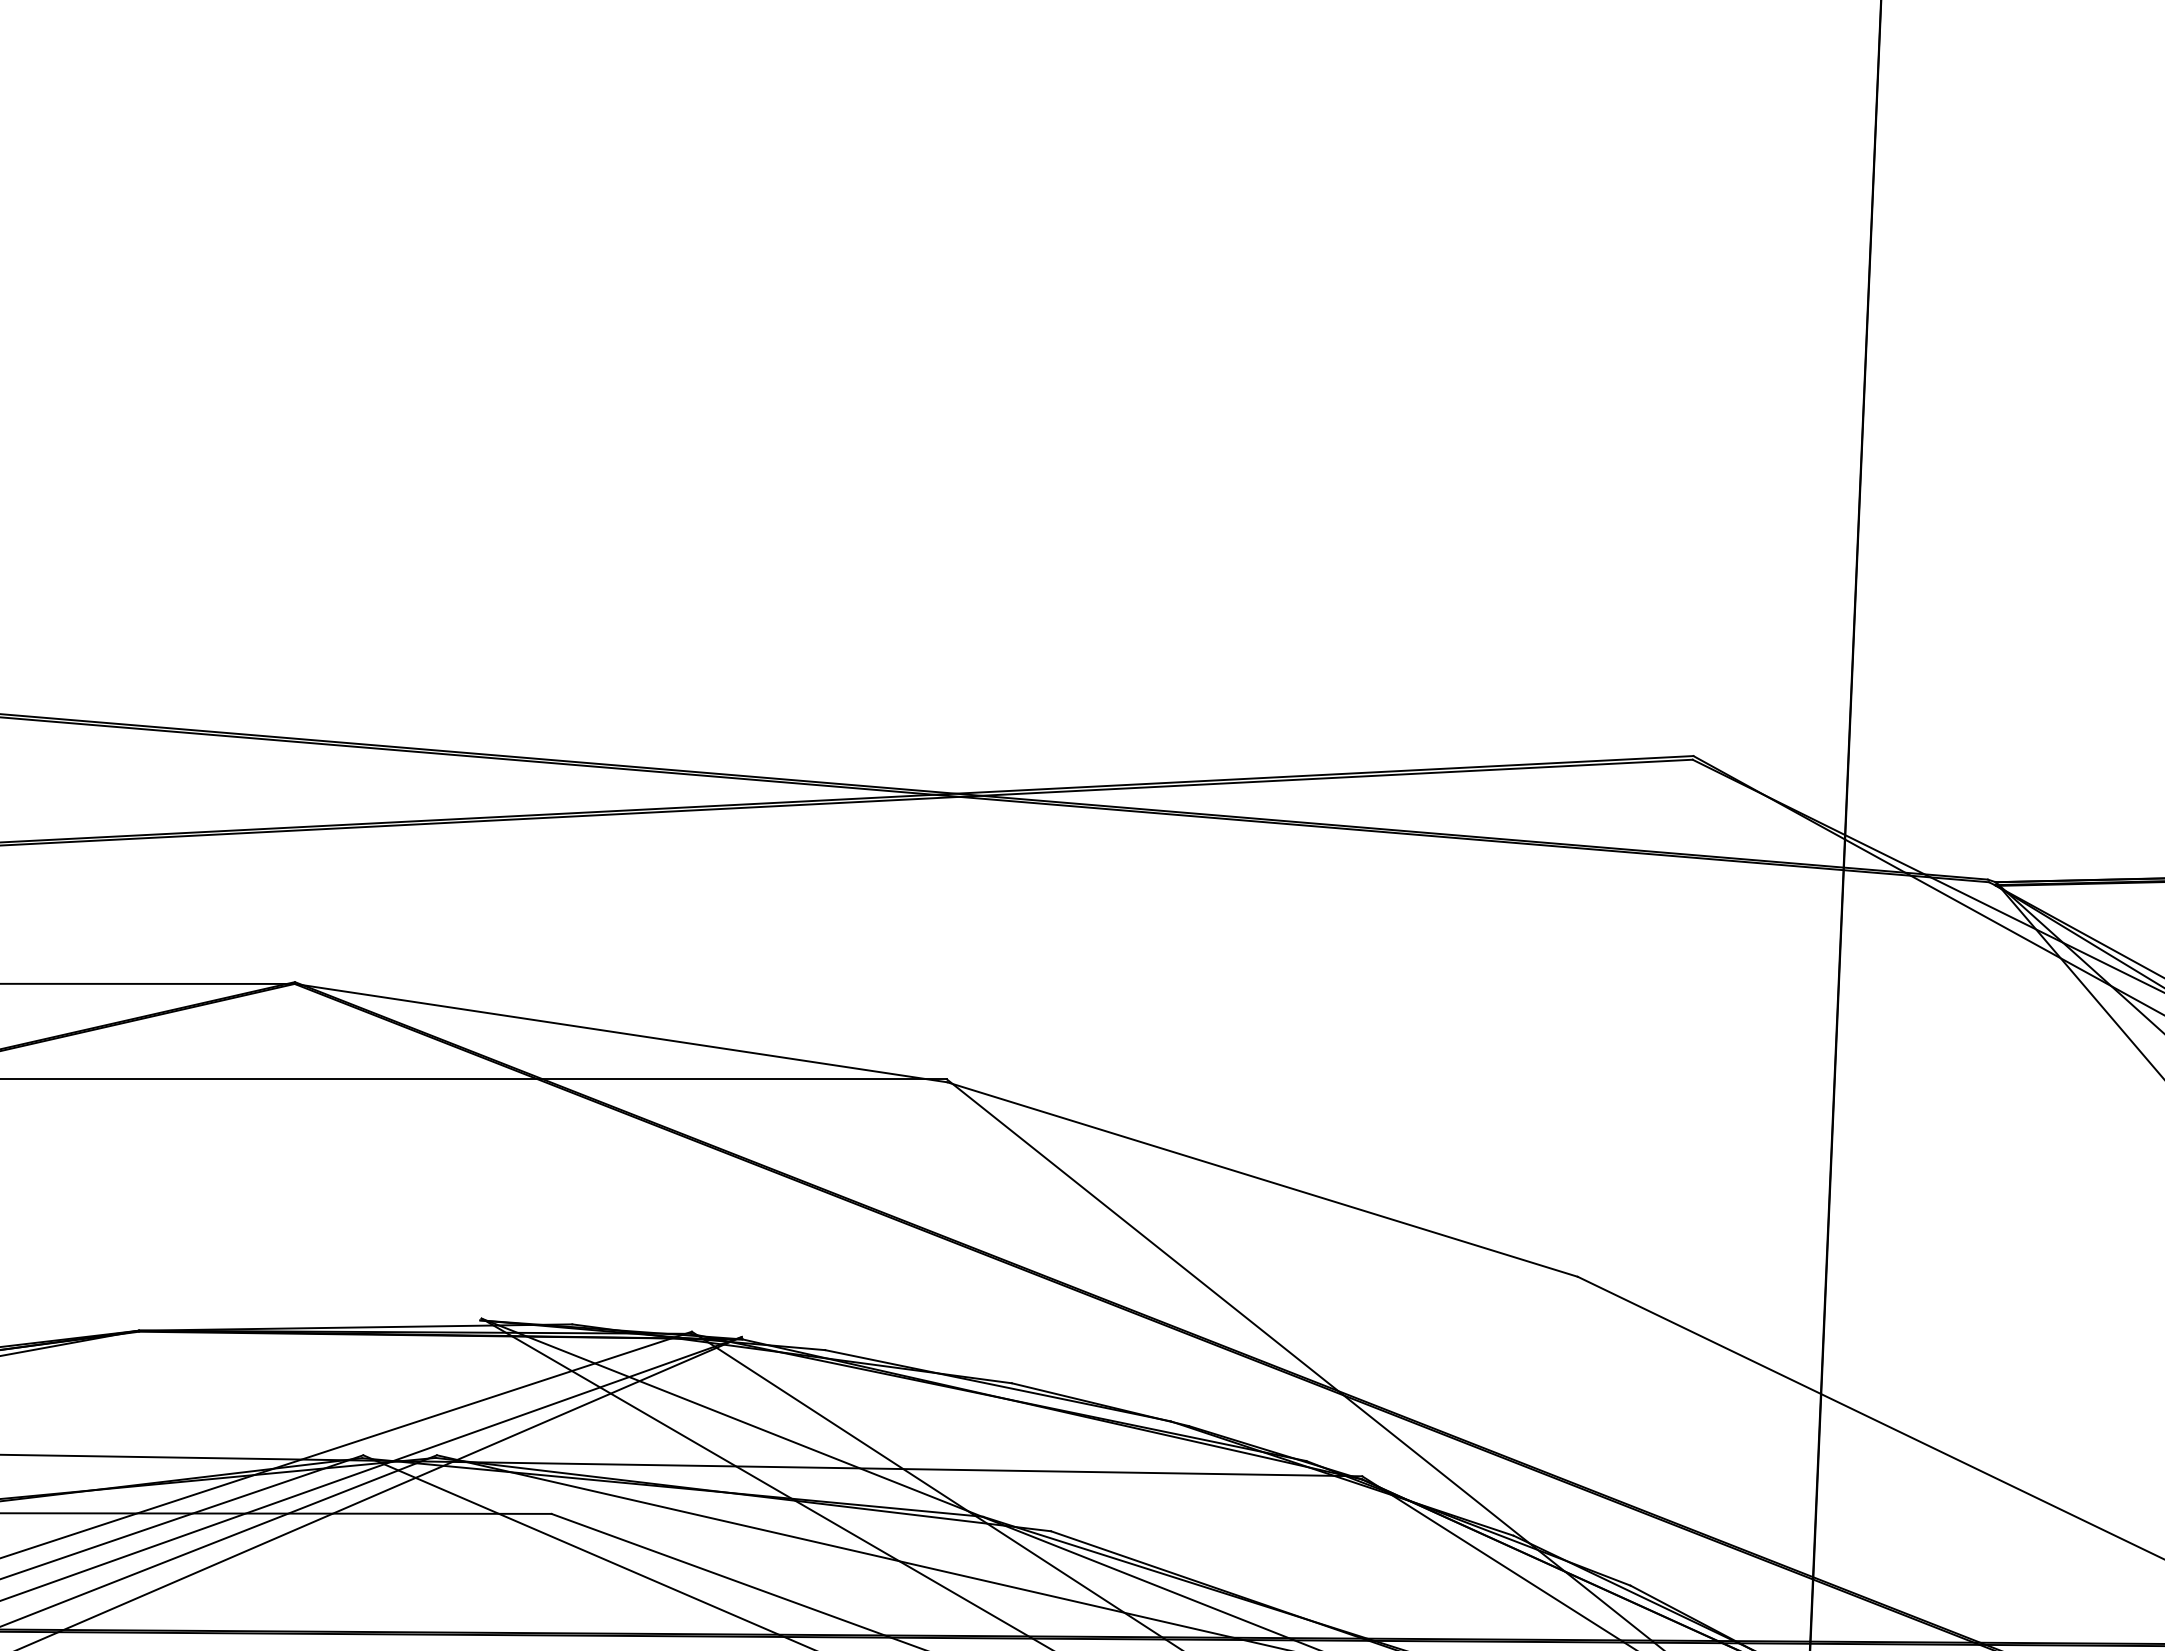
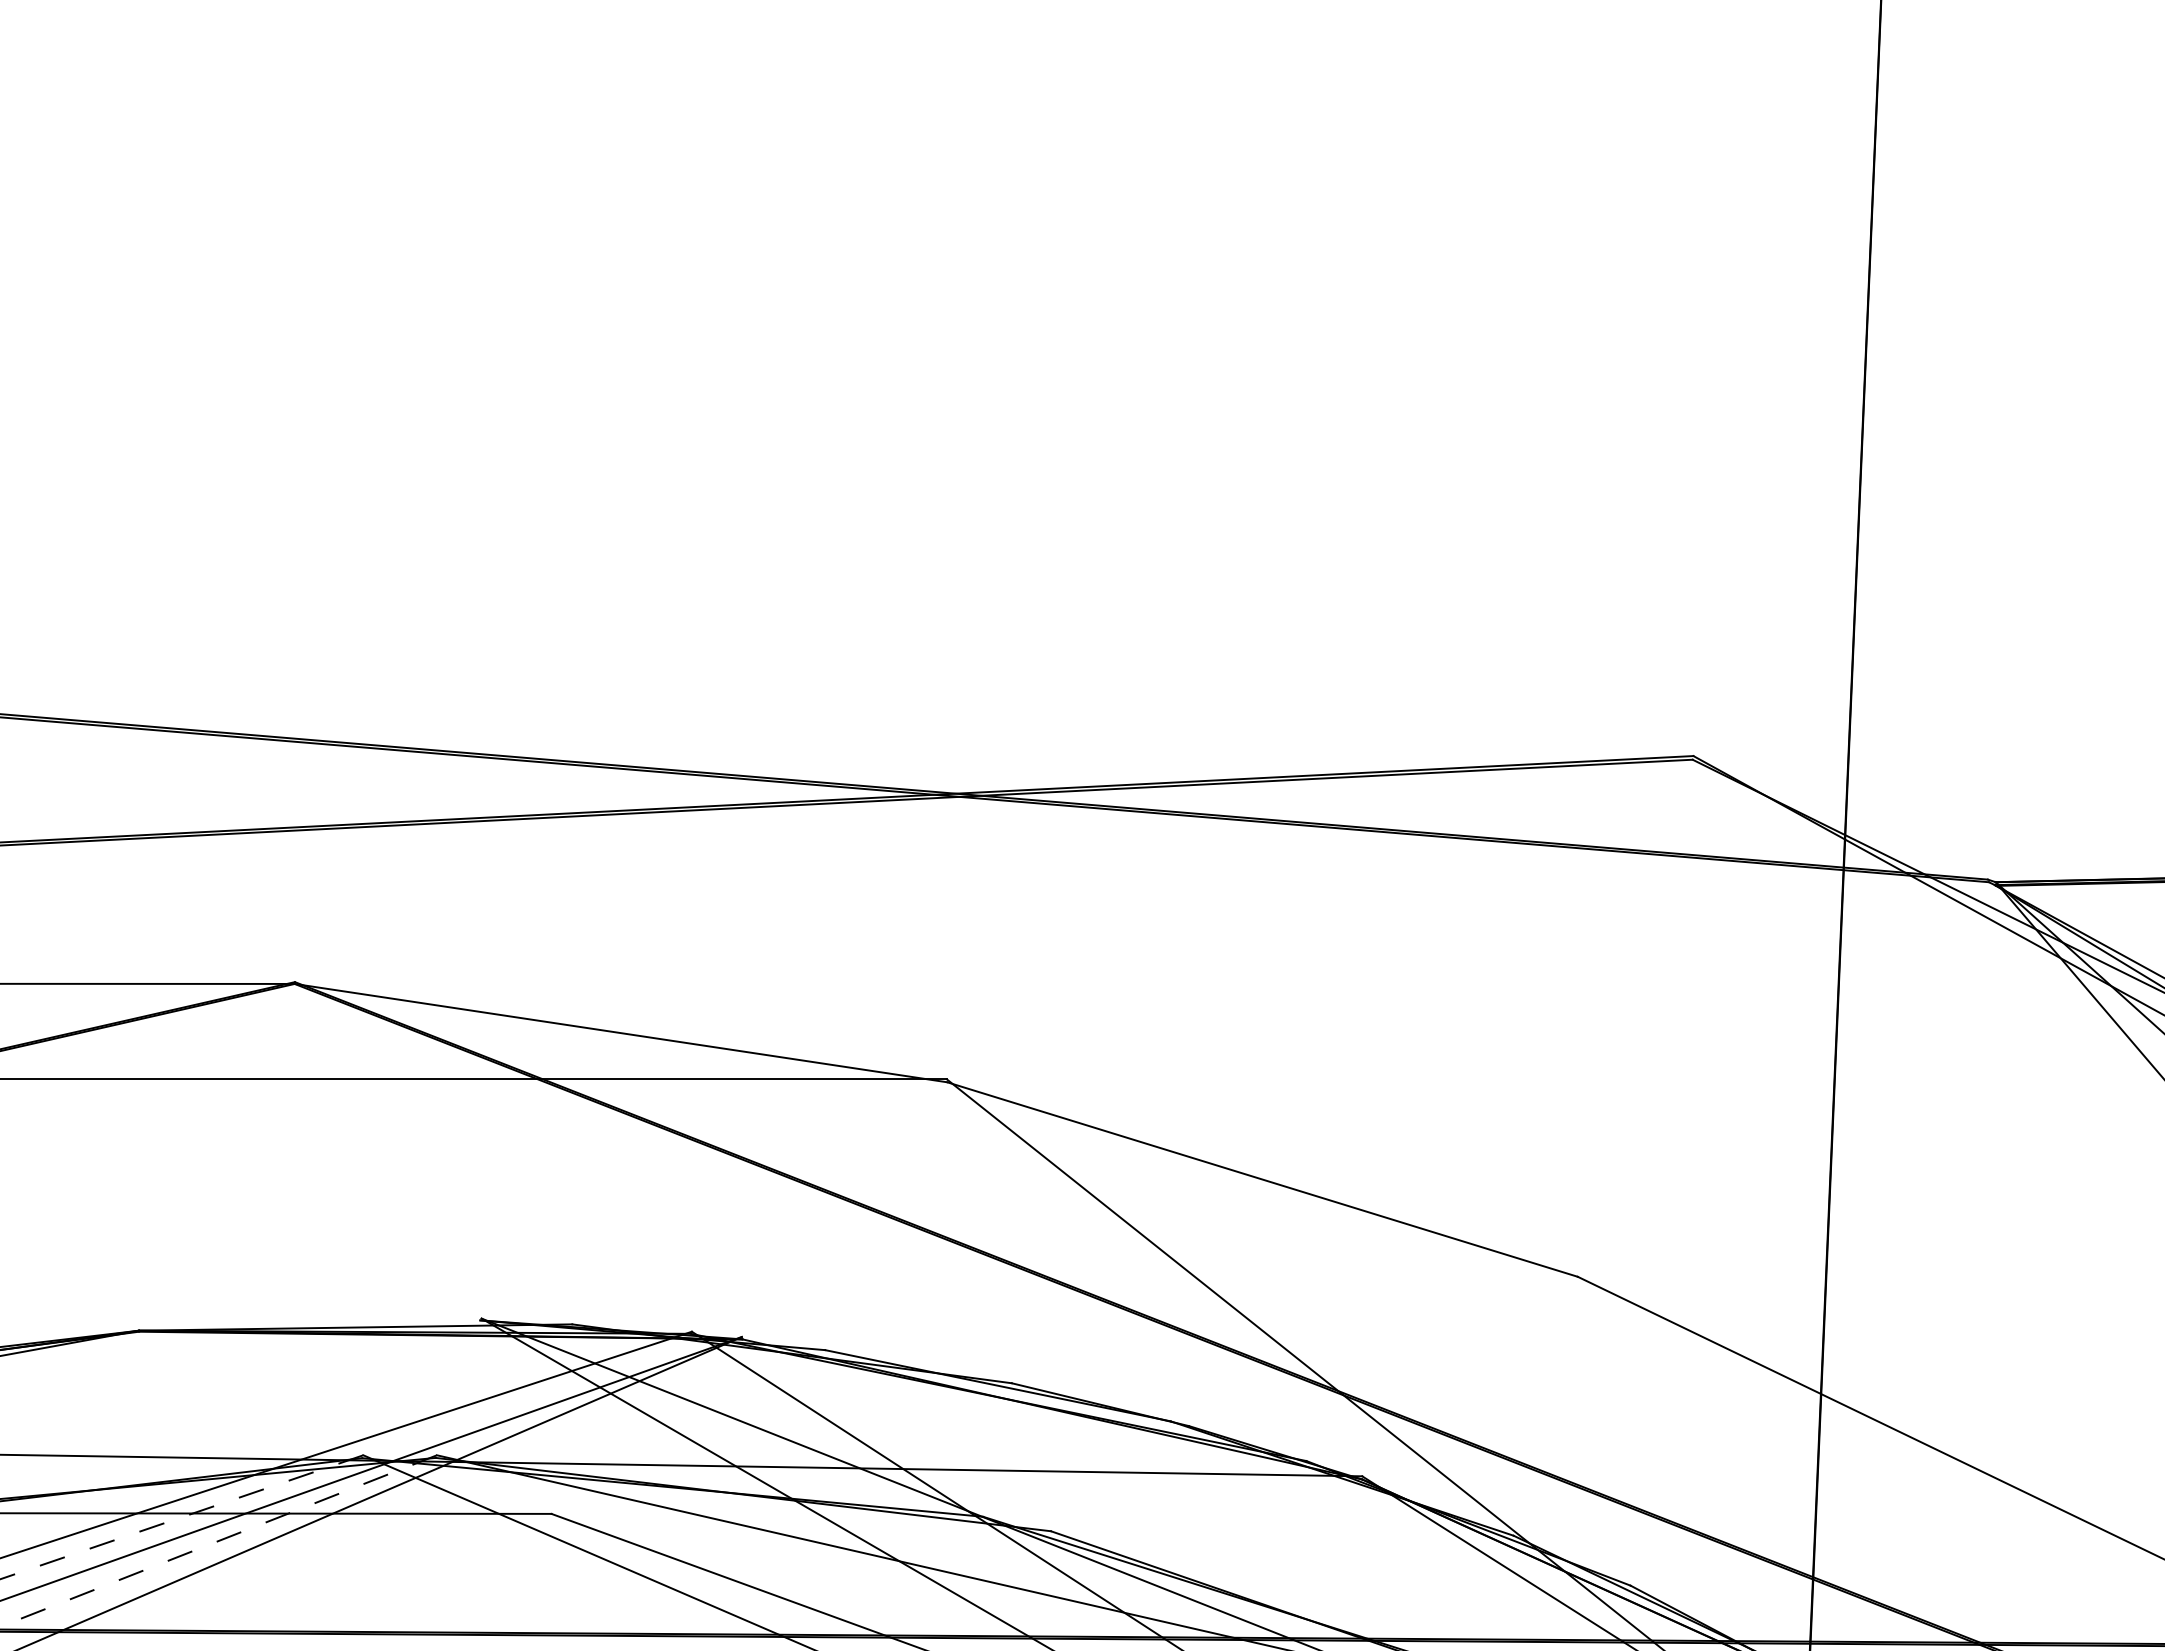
line: solid -> dashed (181, 1517)
line: solid -> dashed (218, 1541)
